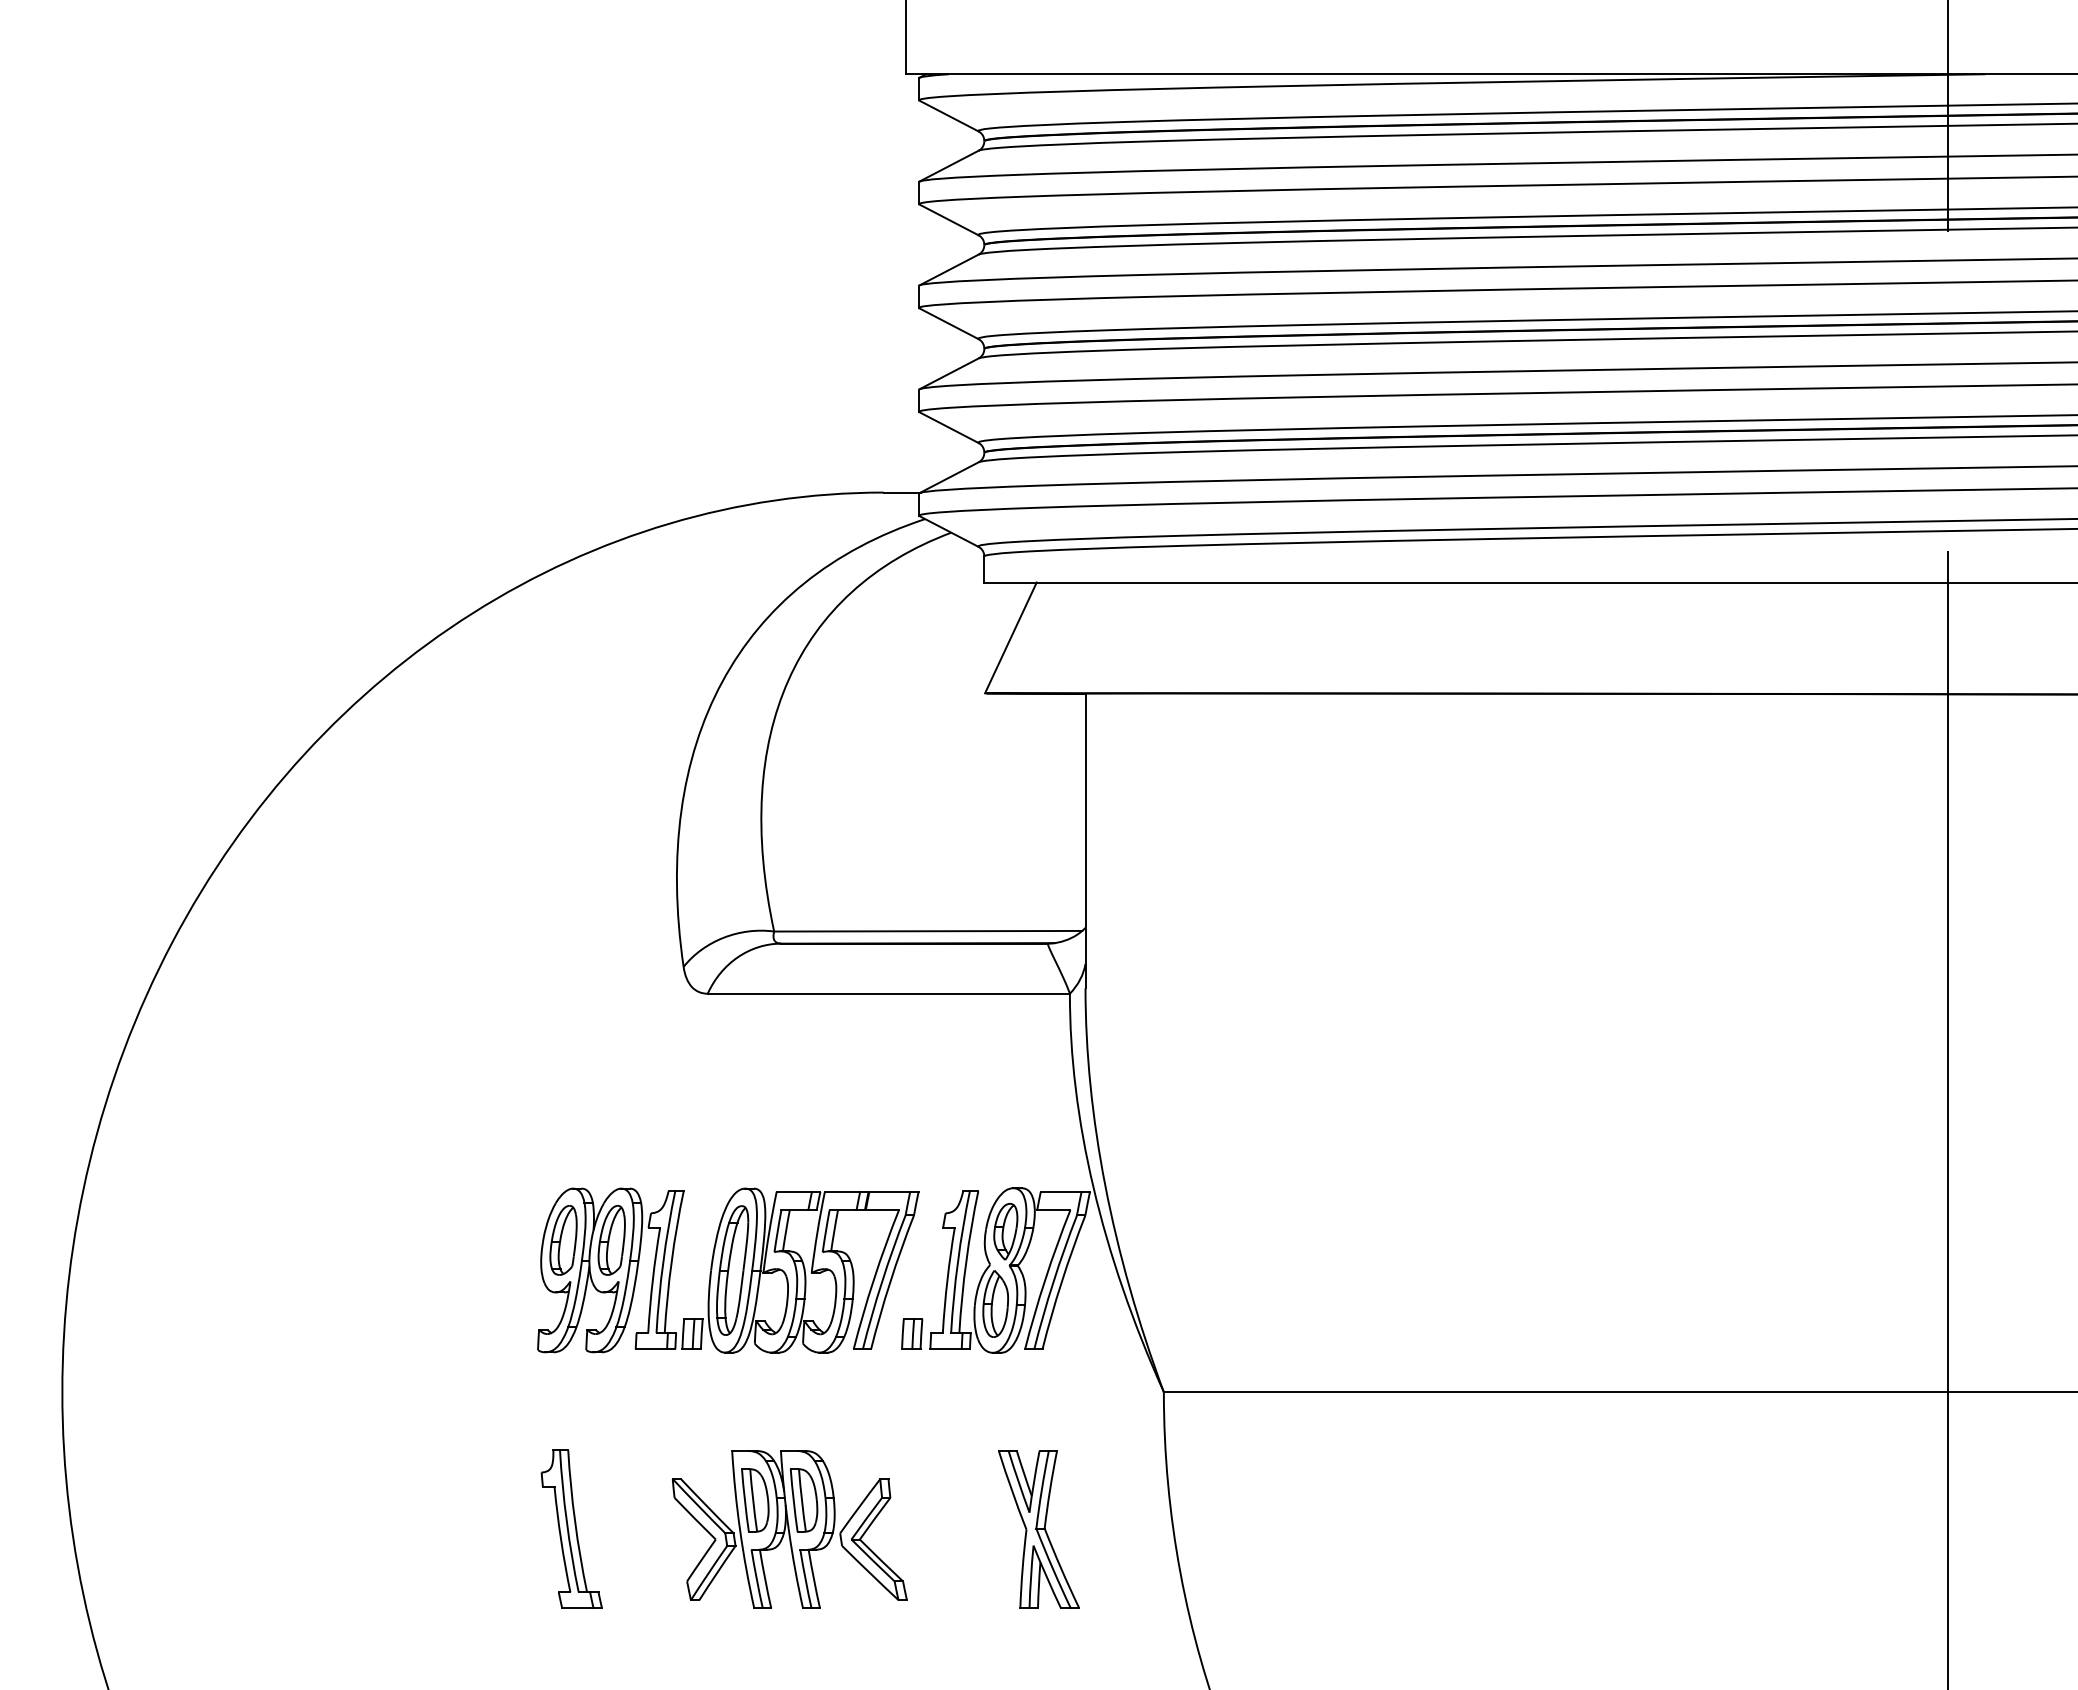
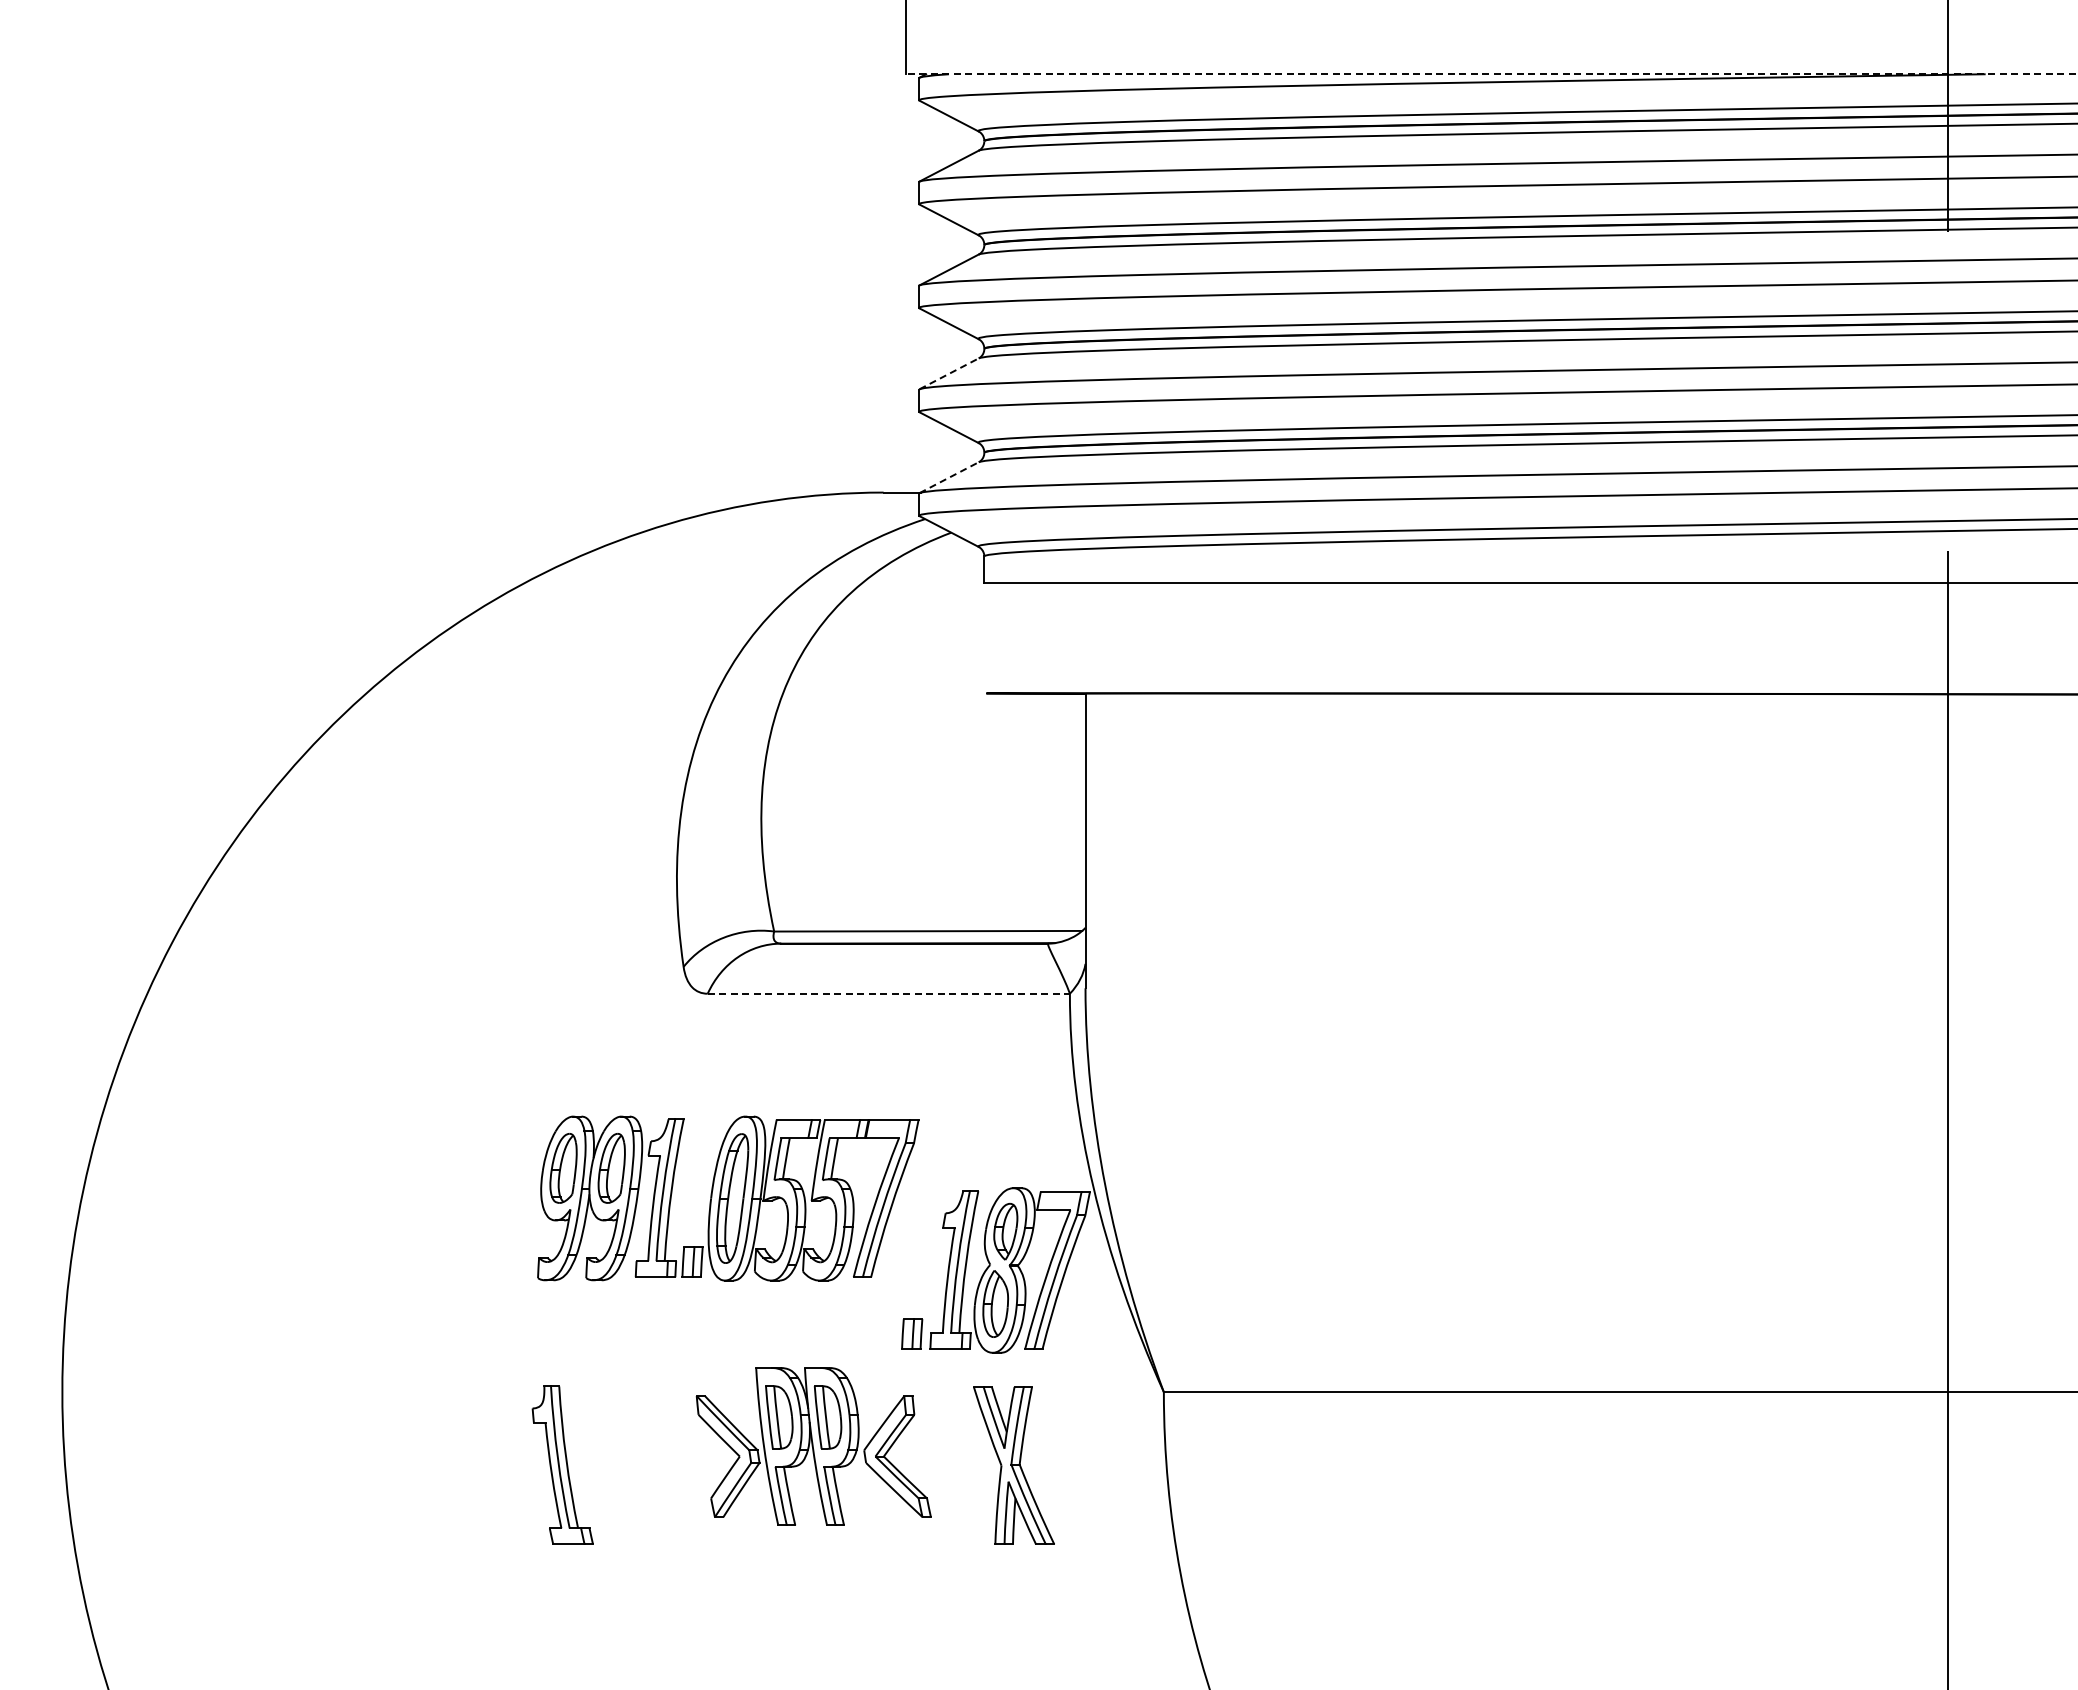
line: solid -> dashed (1491, 74)
line: solid -> dashed (949, 373)
line: solid -> dashed (949, 477)
line: present -> none (1010, 637)
line: solid -> dashed (889, 993)
part position: (728, 1270) -> (728, 1198) (728, 1198)
part position: (571, 1528) -> (562, 1464) (562, 1464)
part position: (789, 1529) -> (813, 1446) (813, 1446)
part position: (1038, 1529) -> (1013, 1465) (1013, 1465)
